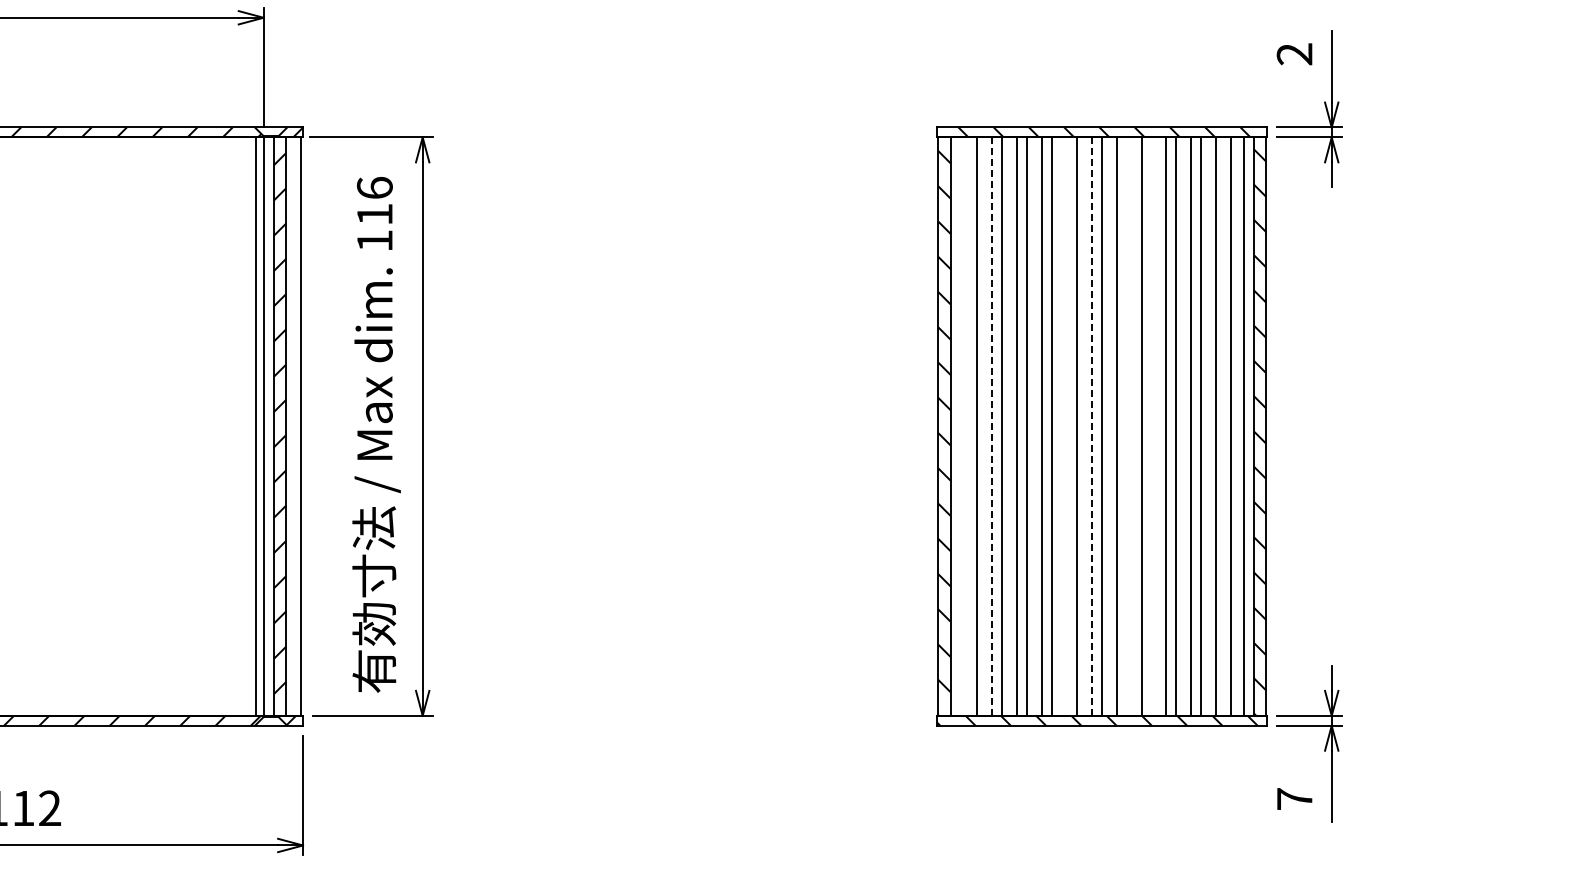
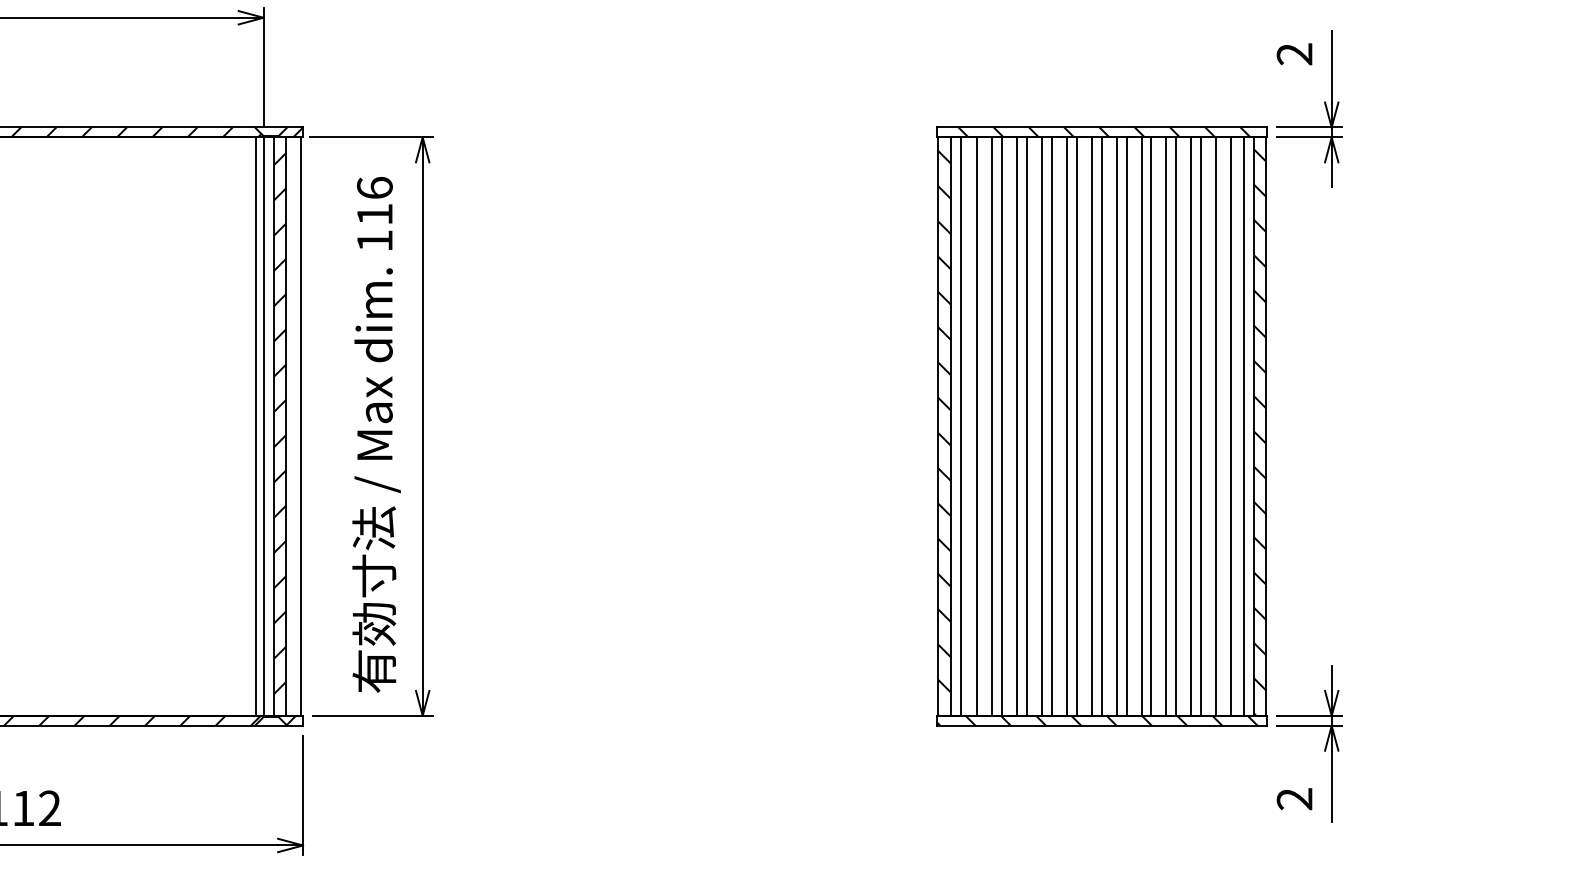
line: none -> present (960, 426)
line: dashed -> solid (991, 426)
line: none -> present (1066, 426)
line: dashed -> solid (1091, 426)
line: none -> present (1126, 426)
line: none -> present (1151, 426)
text: 7 -> 2 (1294, 799)
